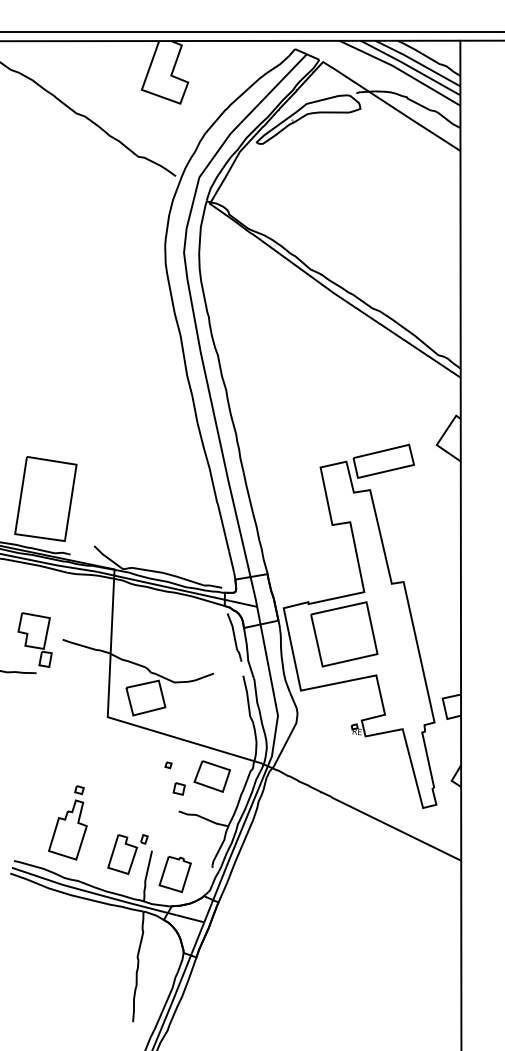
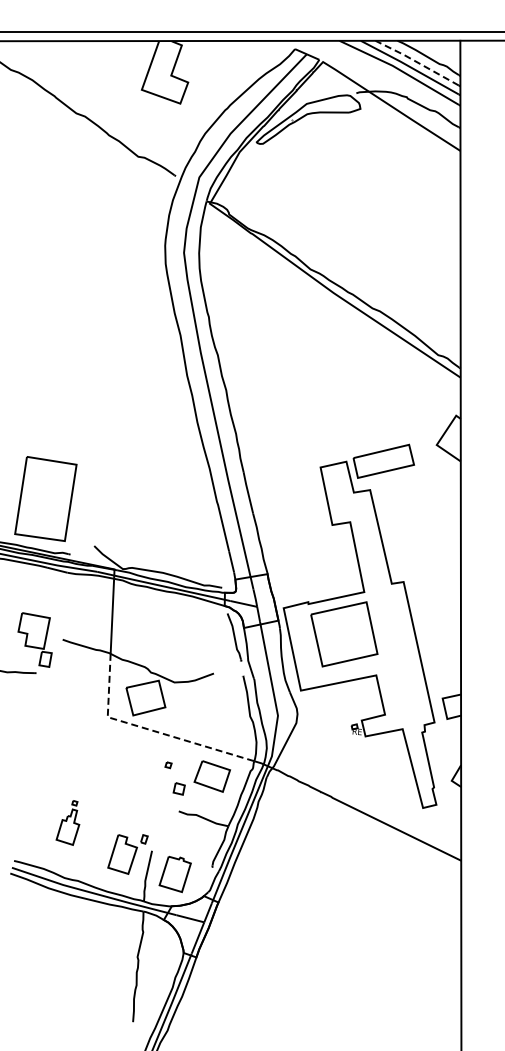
line: solid -> dashed (417, 62)
line: solid -> dashed (150, 730)
part size: 40x76 px -> 26x46 px (67, 822)
